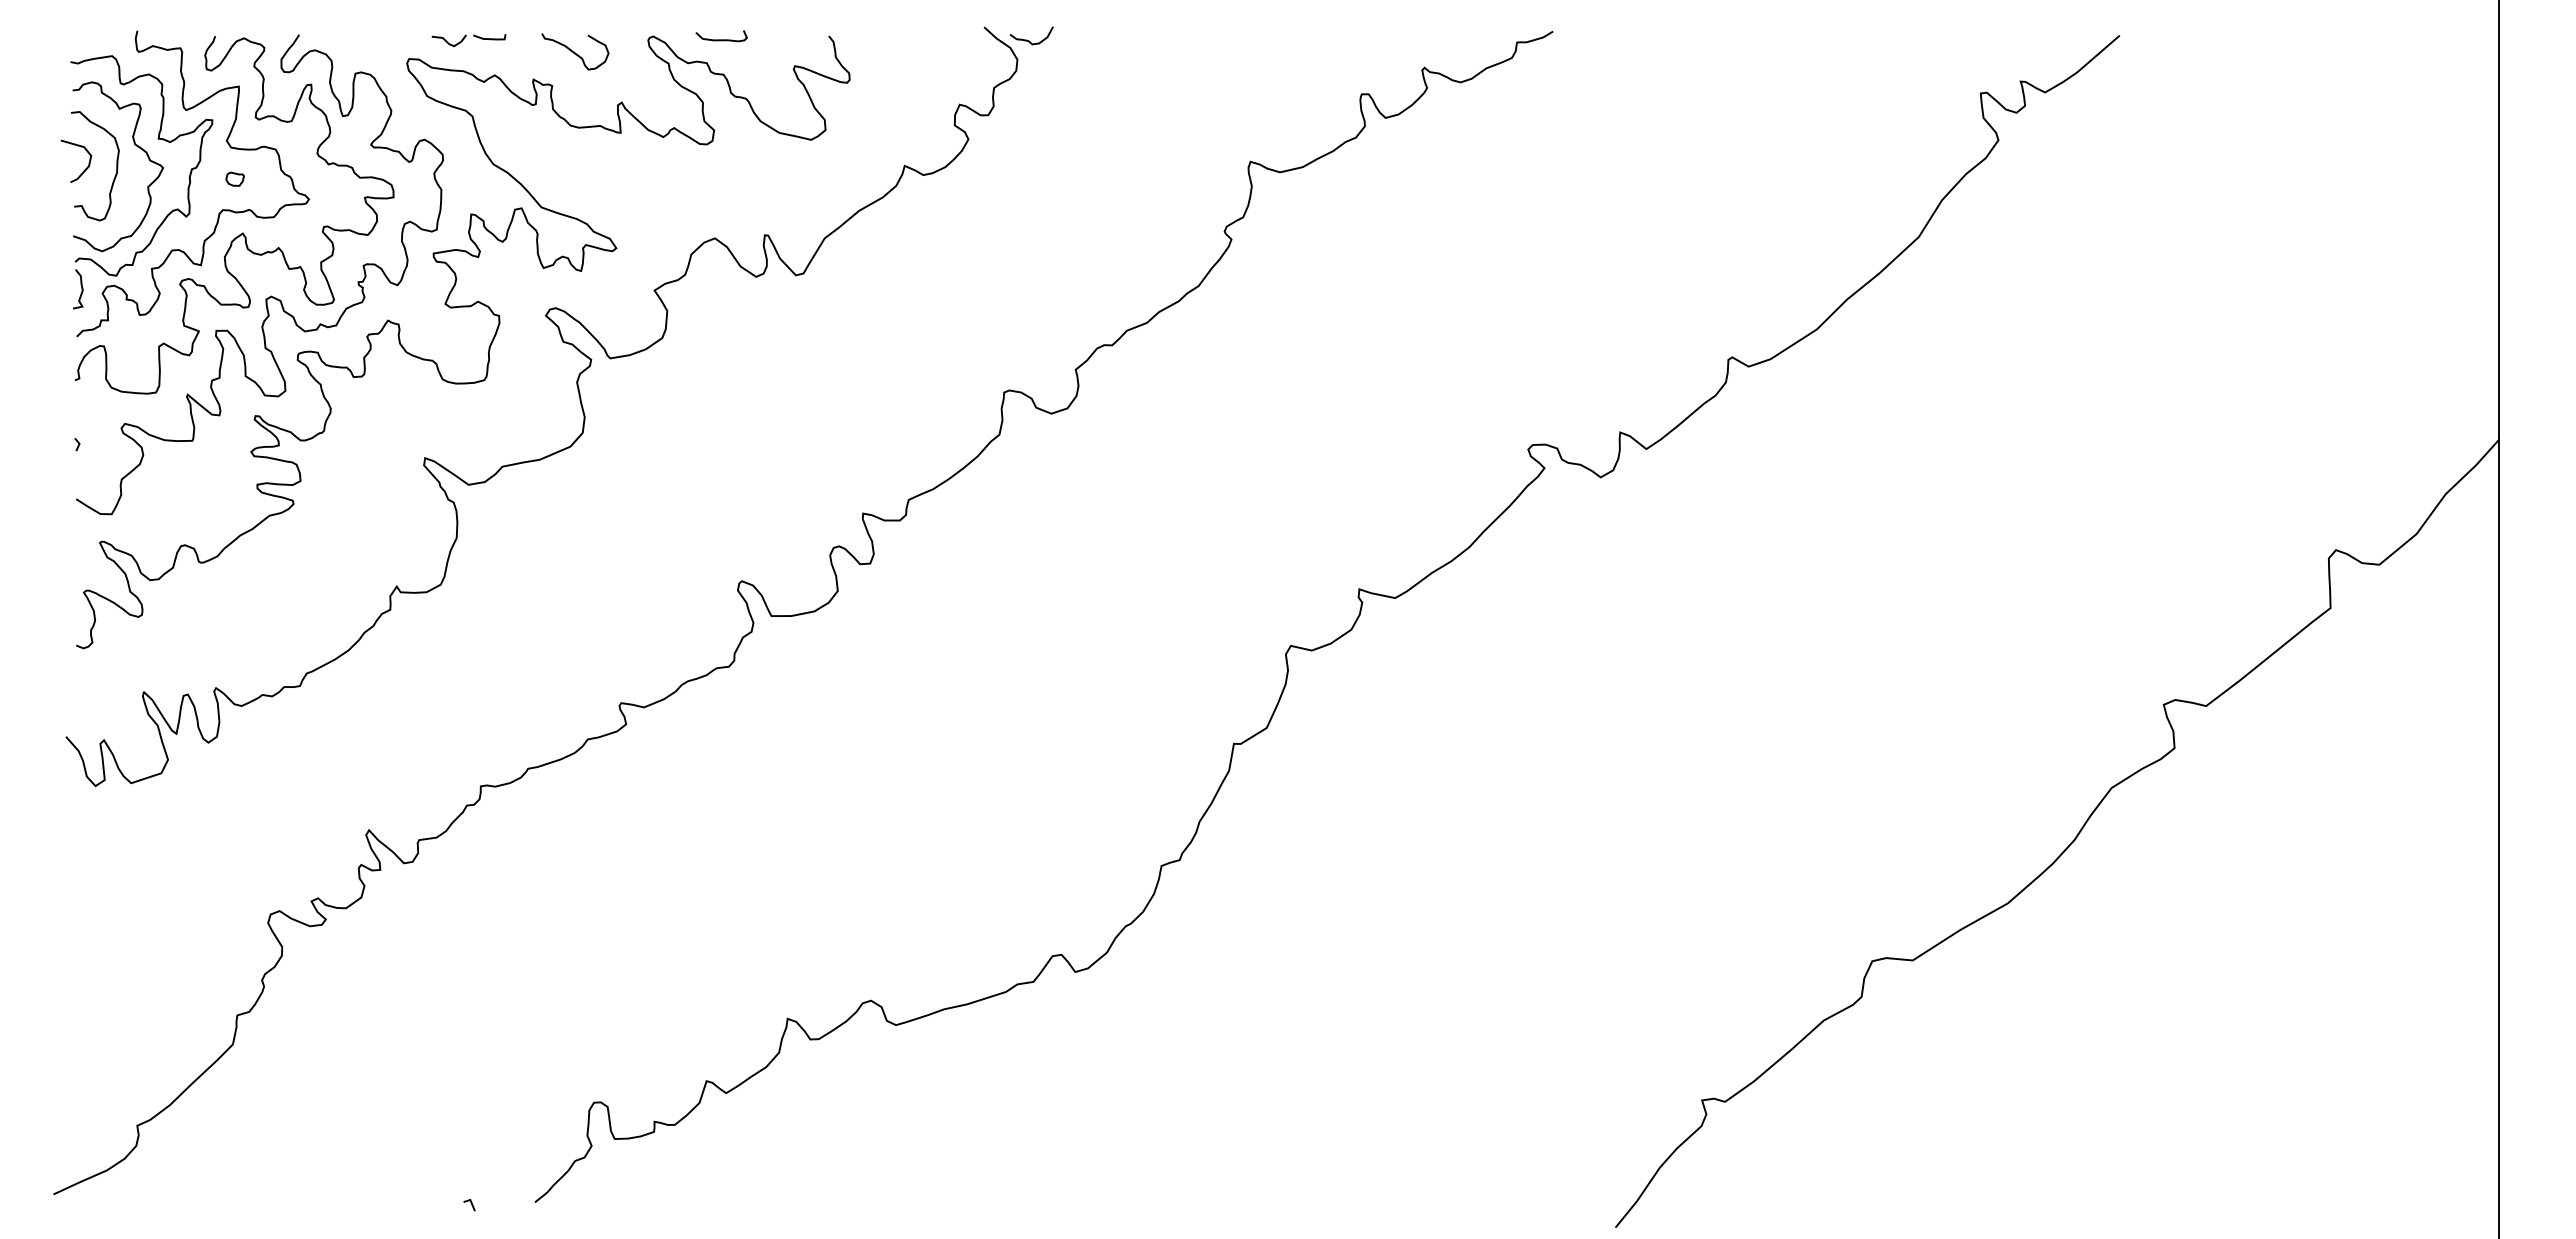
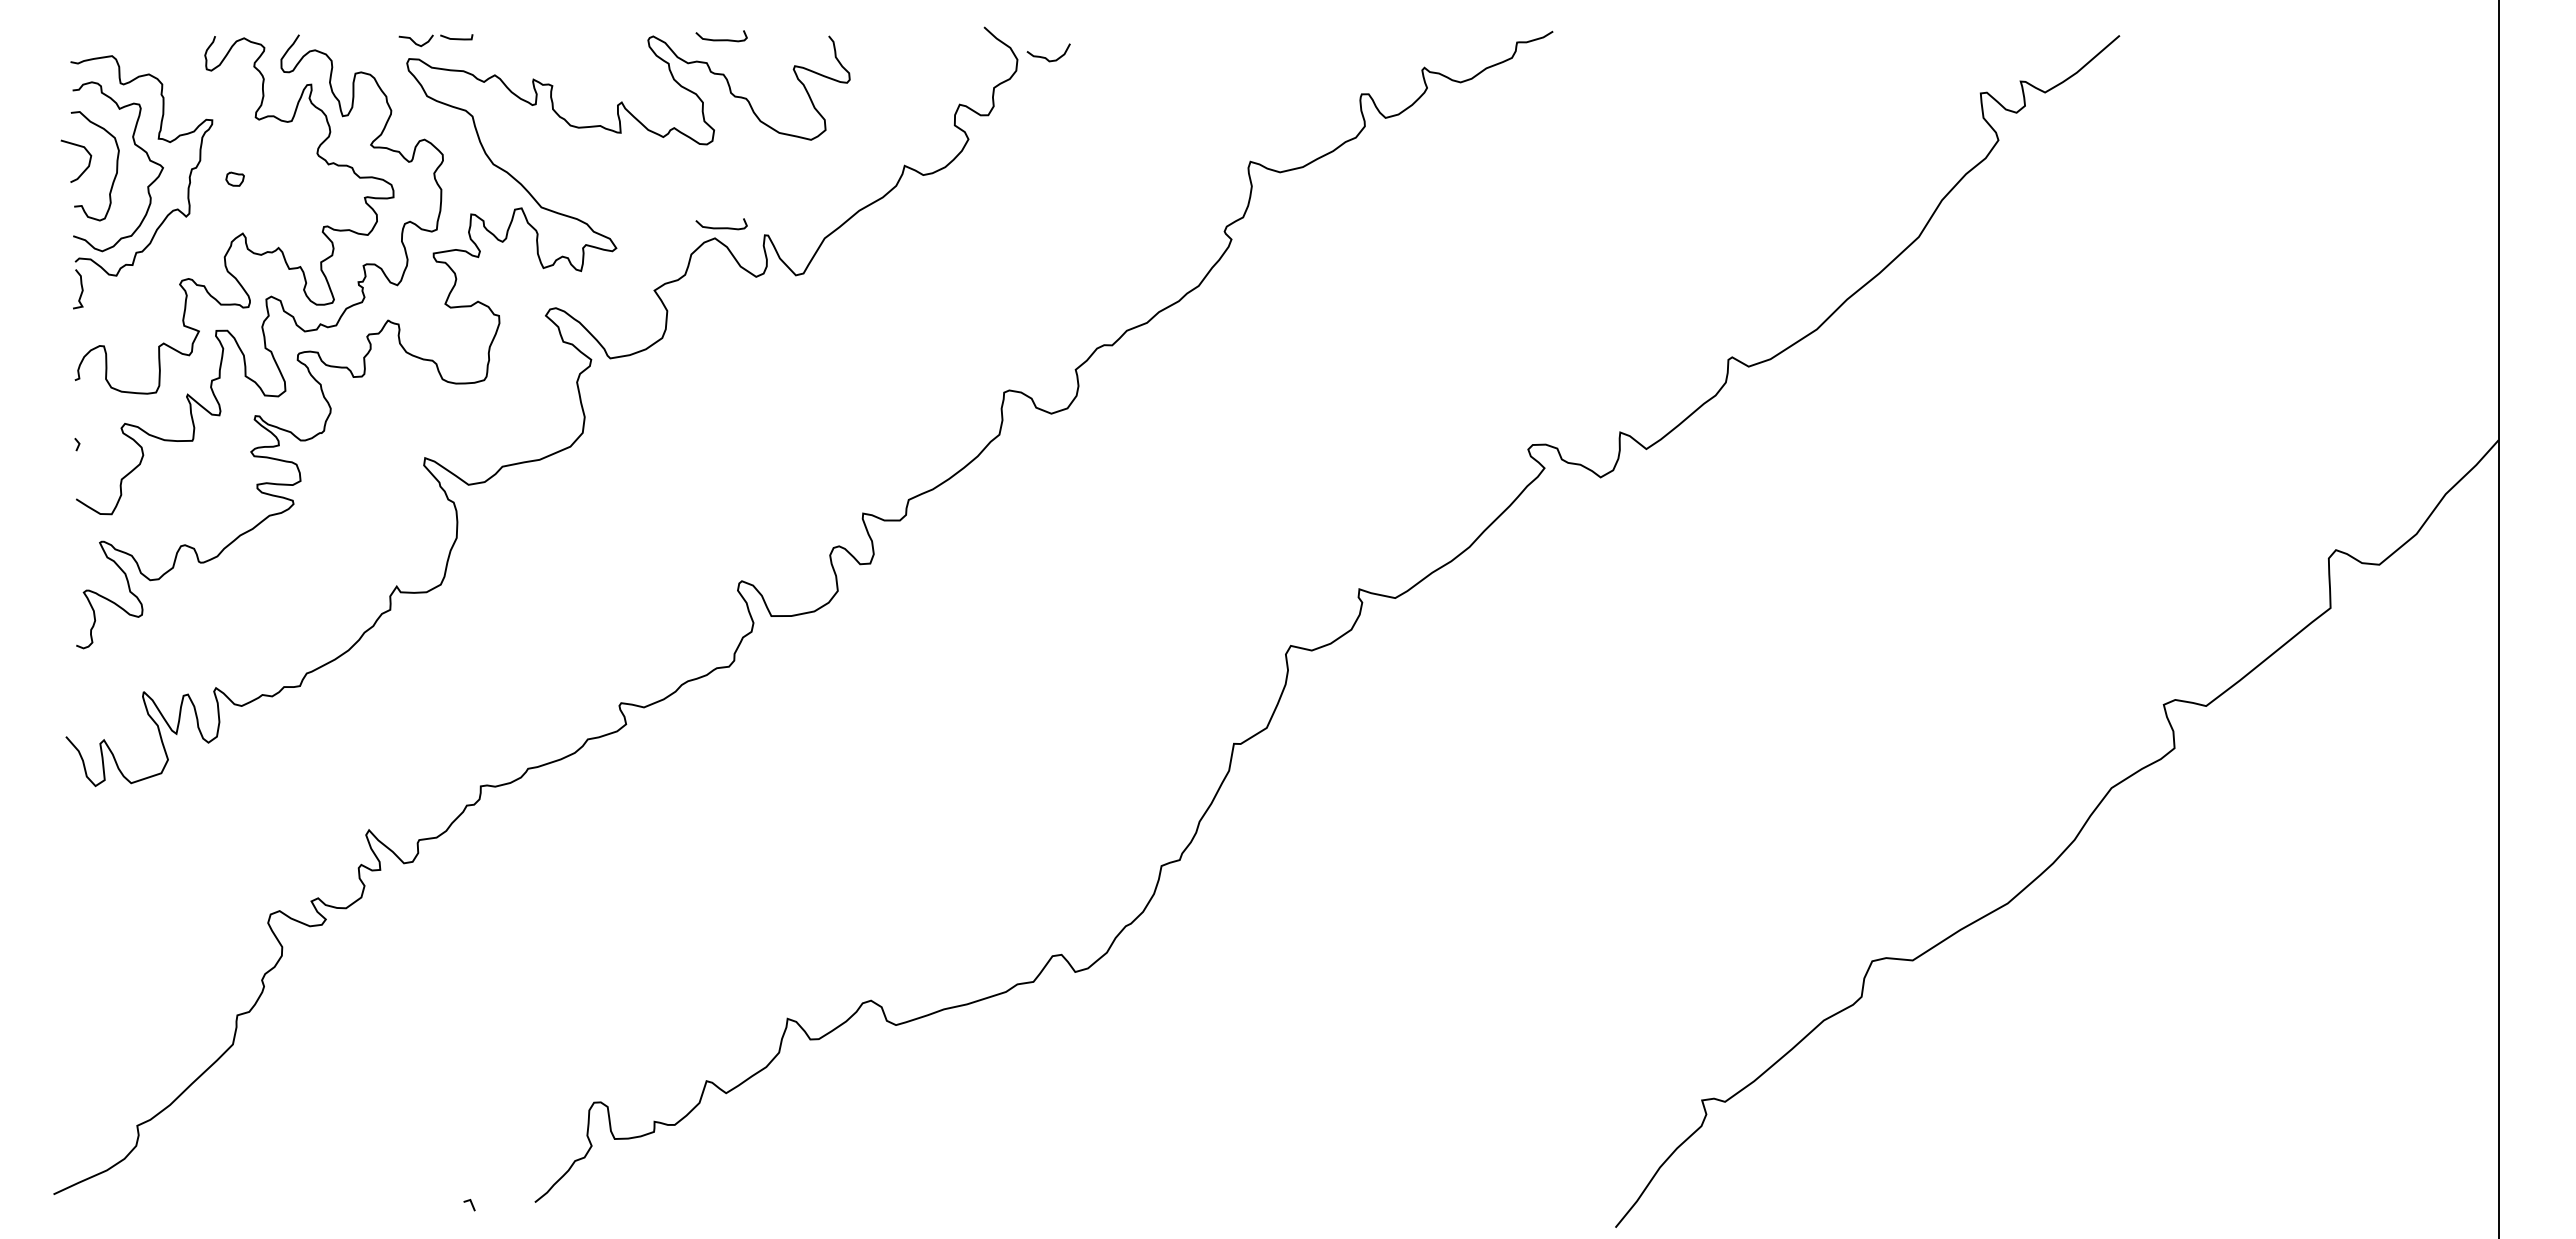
part position: (468, 40) -> (435, 40) (435, 40)
curve position: (1029, 40) -> (1046, 57) (1046, 57)
curve: present -> none (574, 51)
curve: present -> none (220, 211)
curve: none -> present (721, 227)
